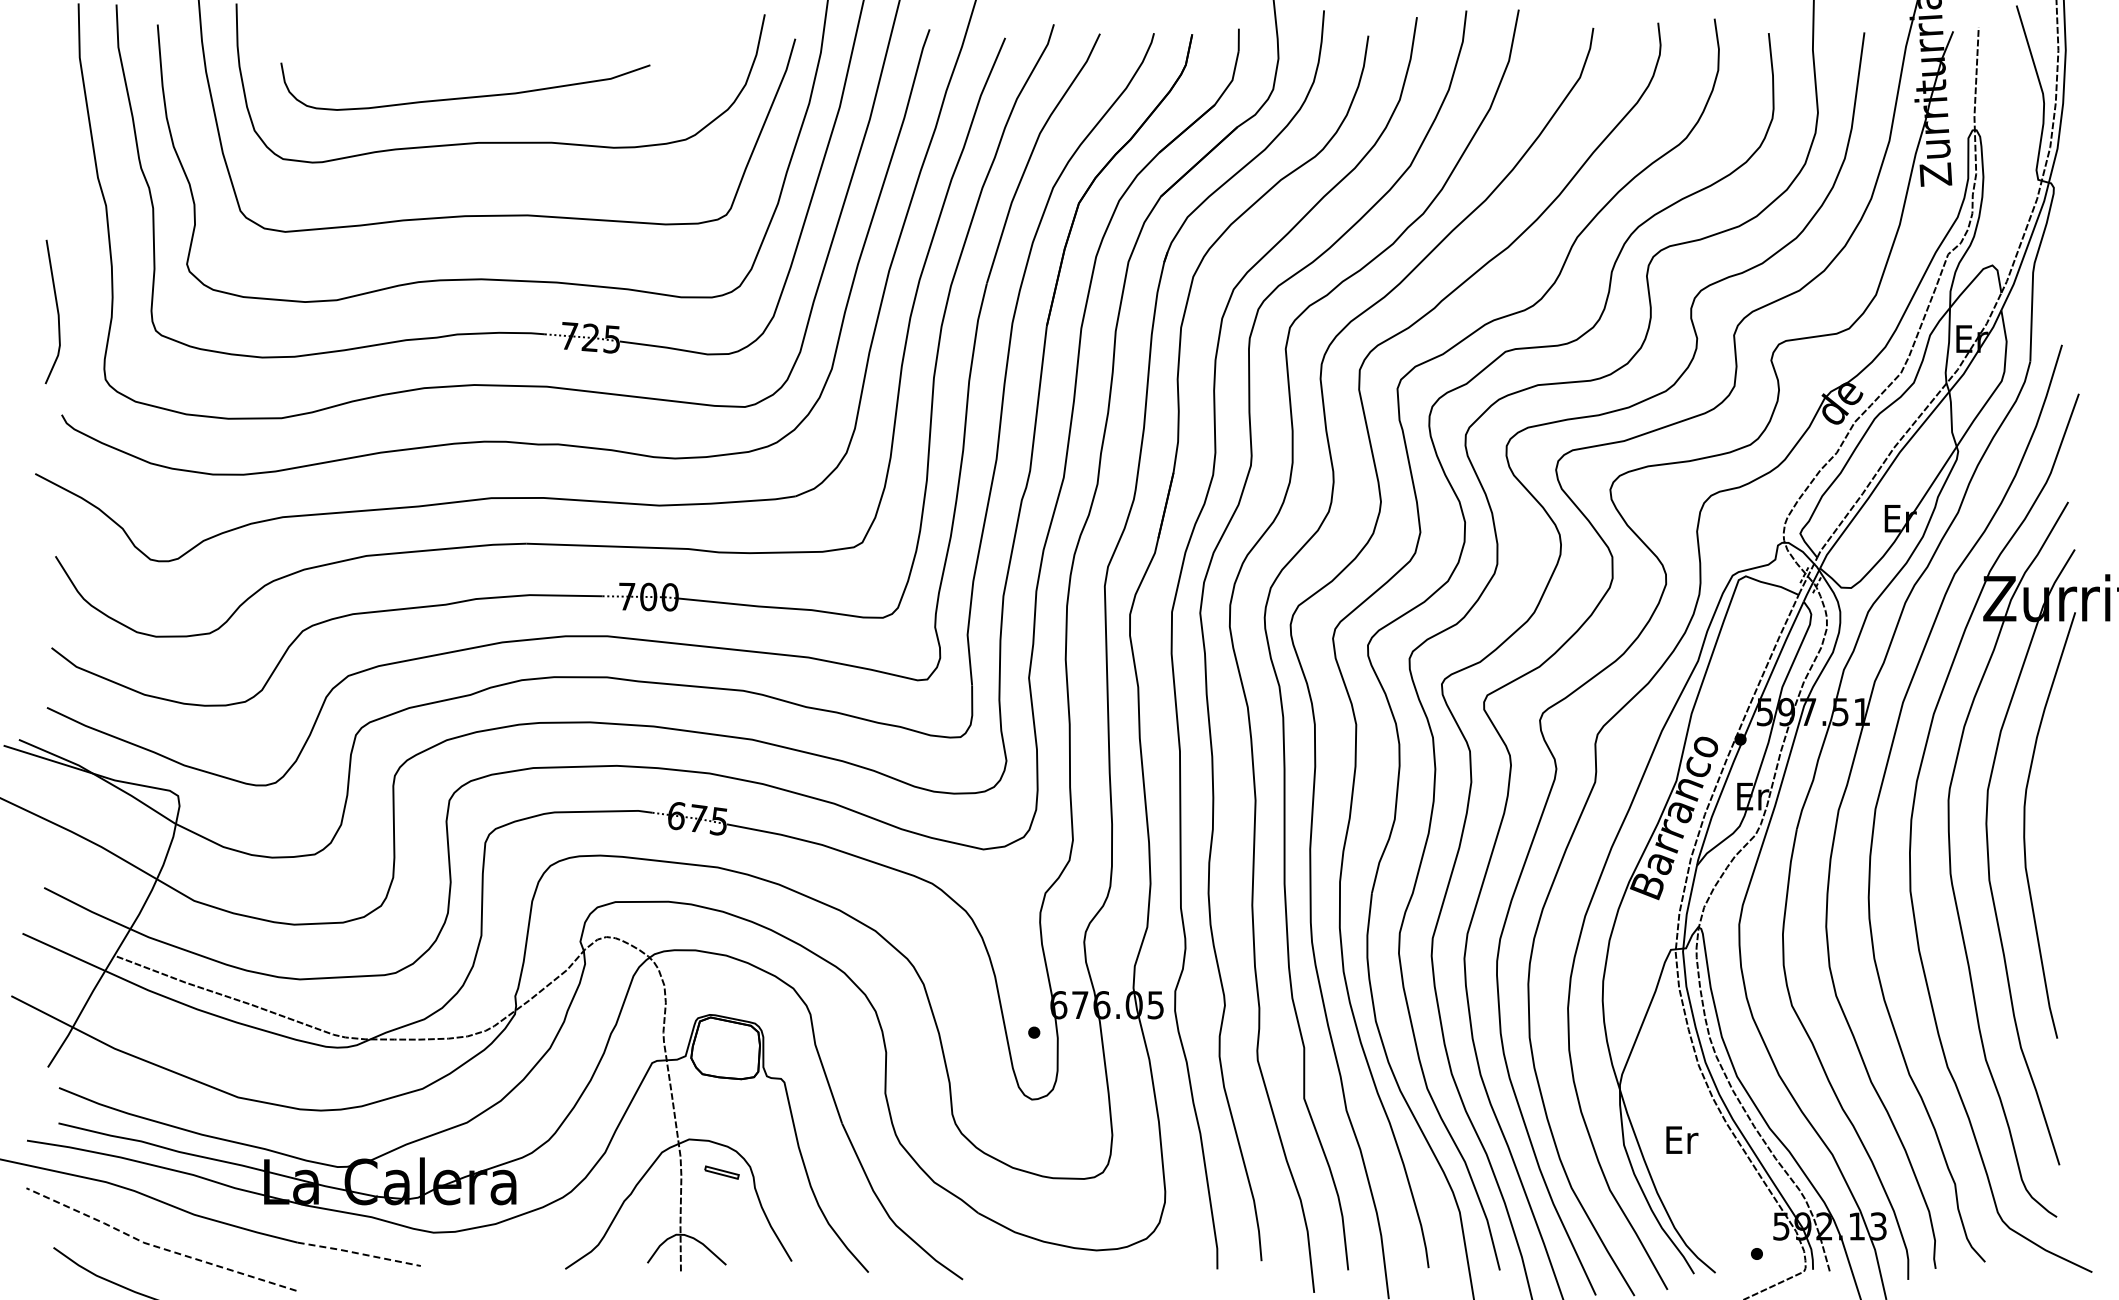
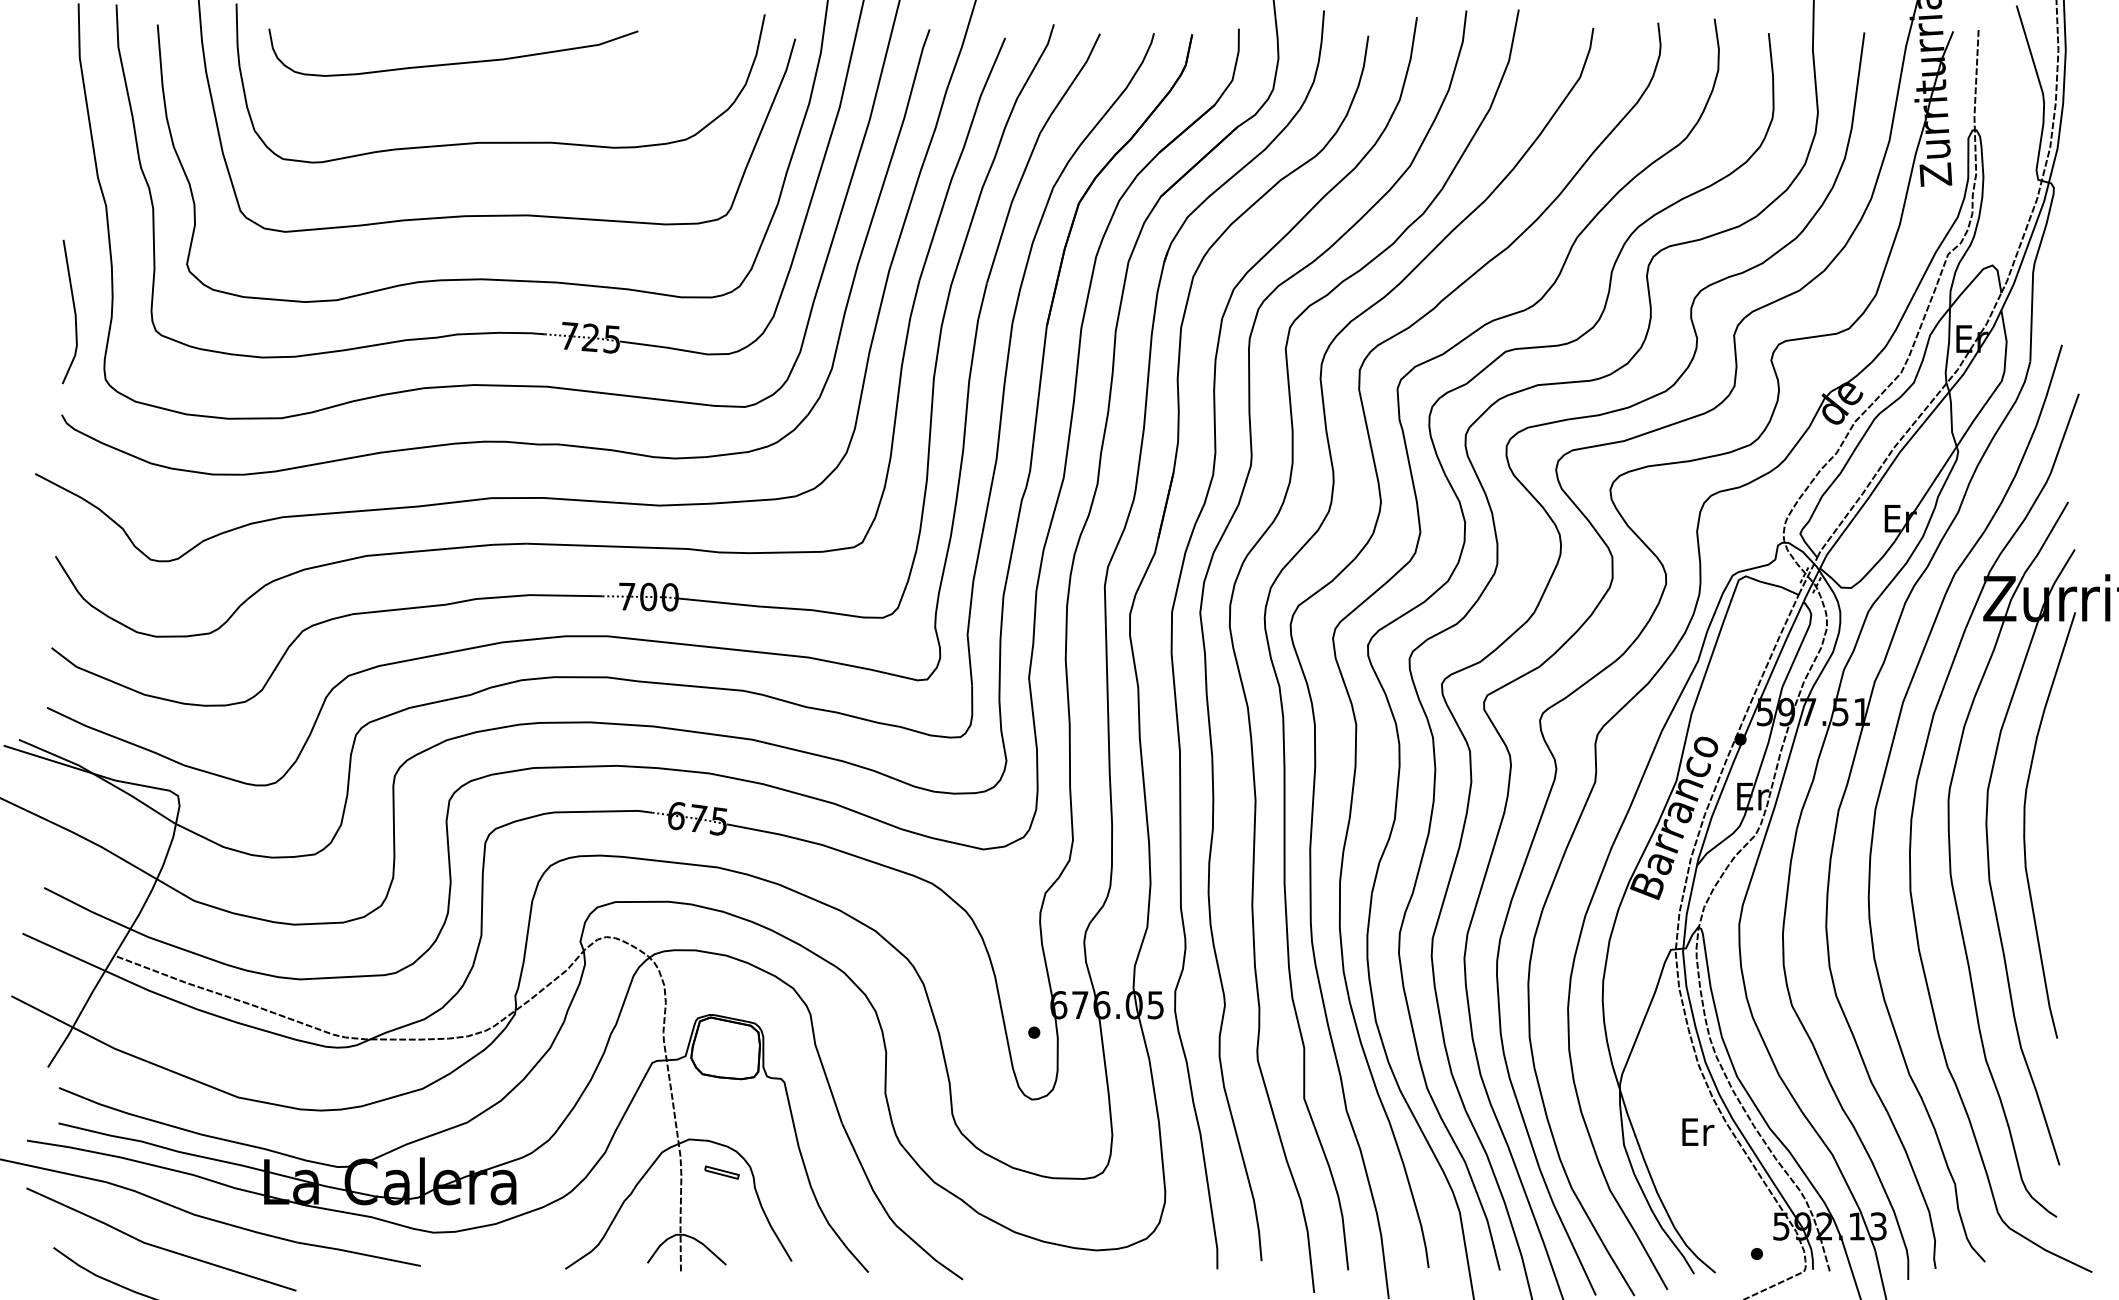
curve position: (467, 96) -> (455, 62) (455, 62)
line position: (56, 309) -> (73, 309) (73, 309)
text position: (1682, 1139) -> (1698, 1131) (1698, 1131)
line: dashed -> solid (156, 1246)
line: dashed -> solid (358, 1253)
